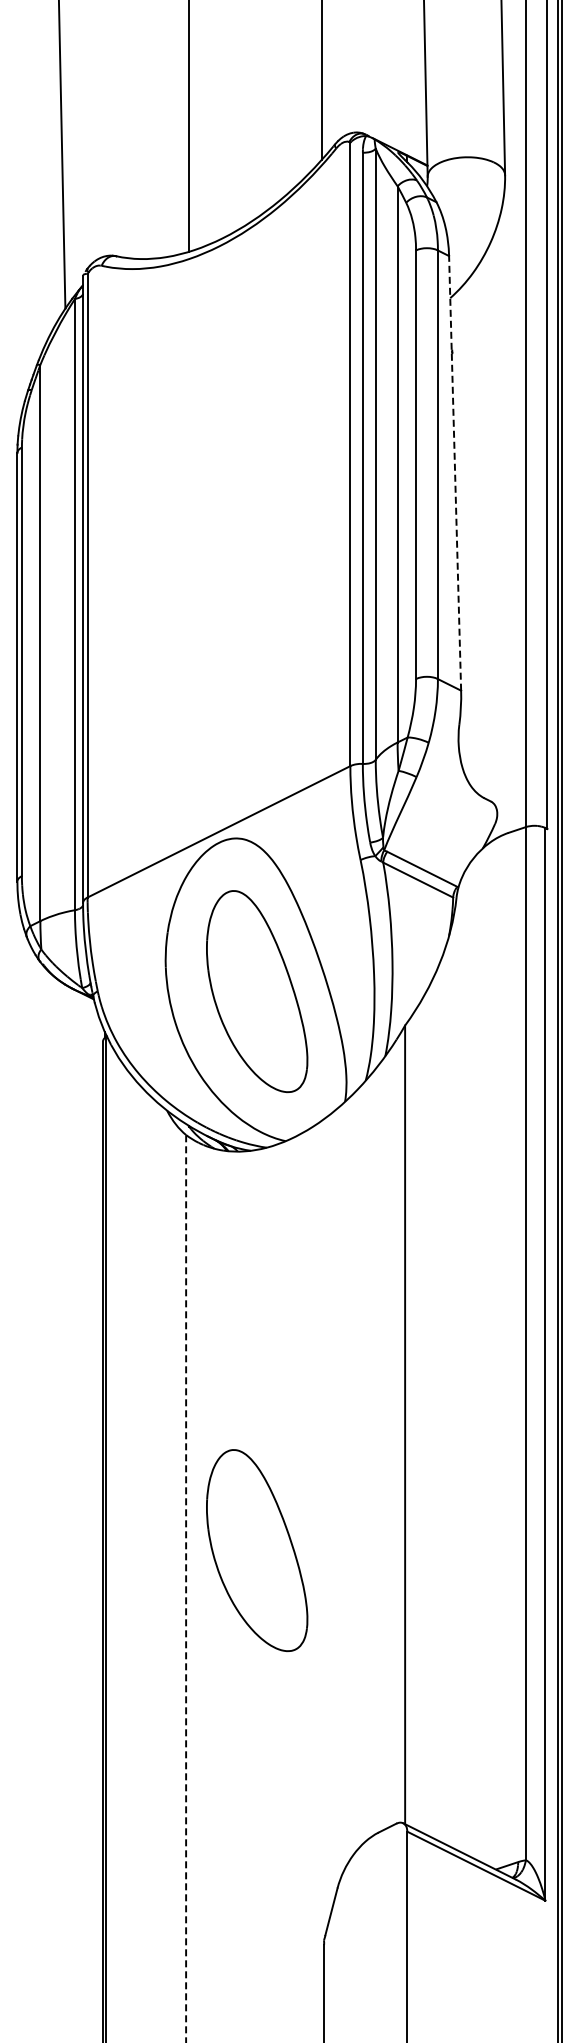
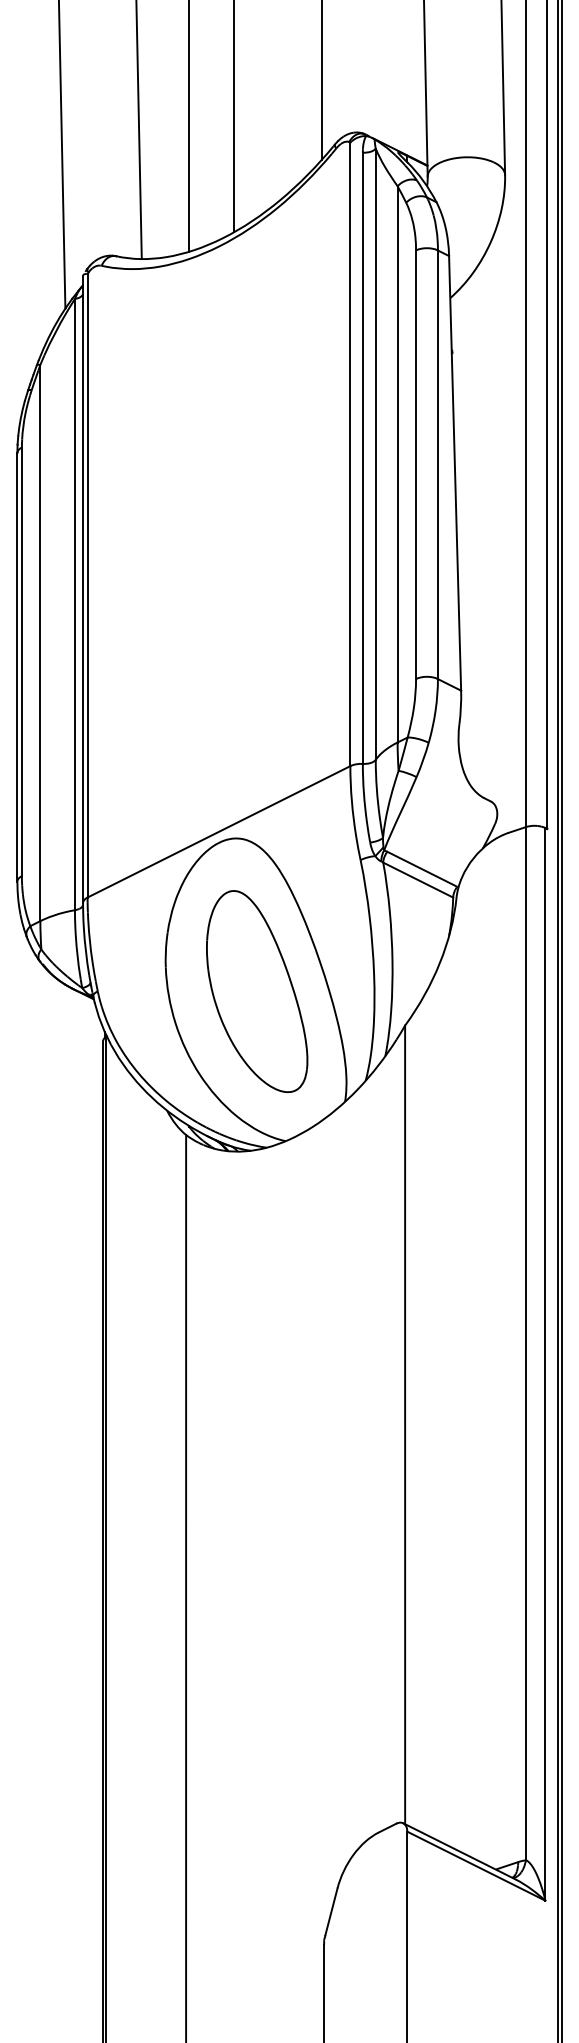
line: none -> present (233, 117)
line: none -> present (138, 130)
line: dashed -> solid (455, 472)
part: present -> none (257, 1550)
line: dashed -> solid (186, 1588)
